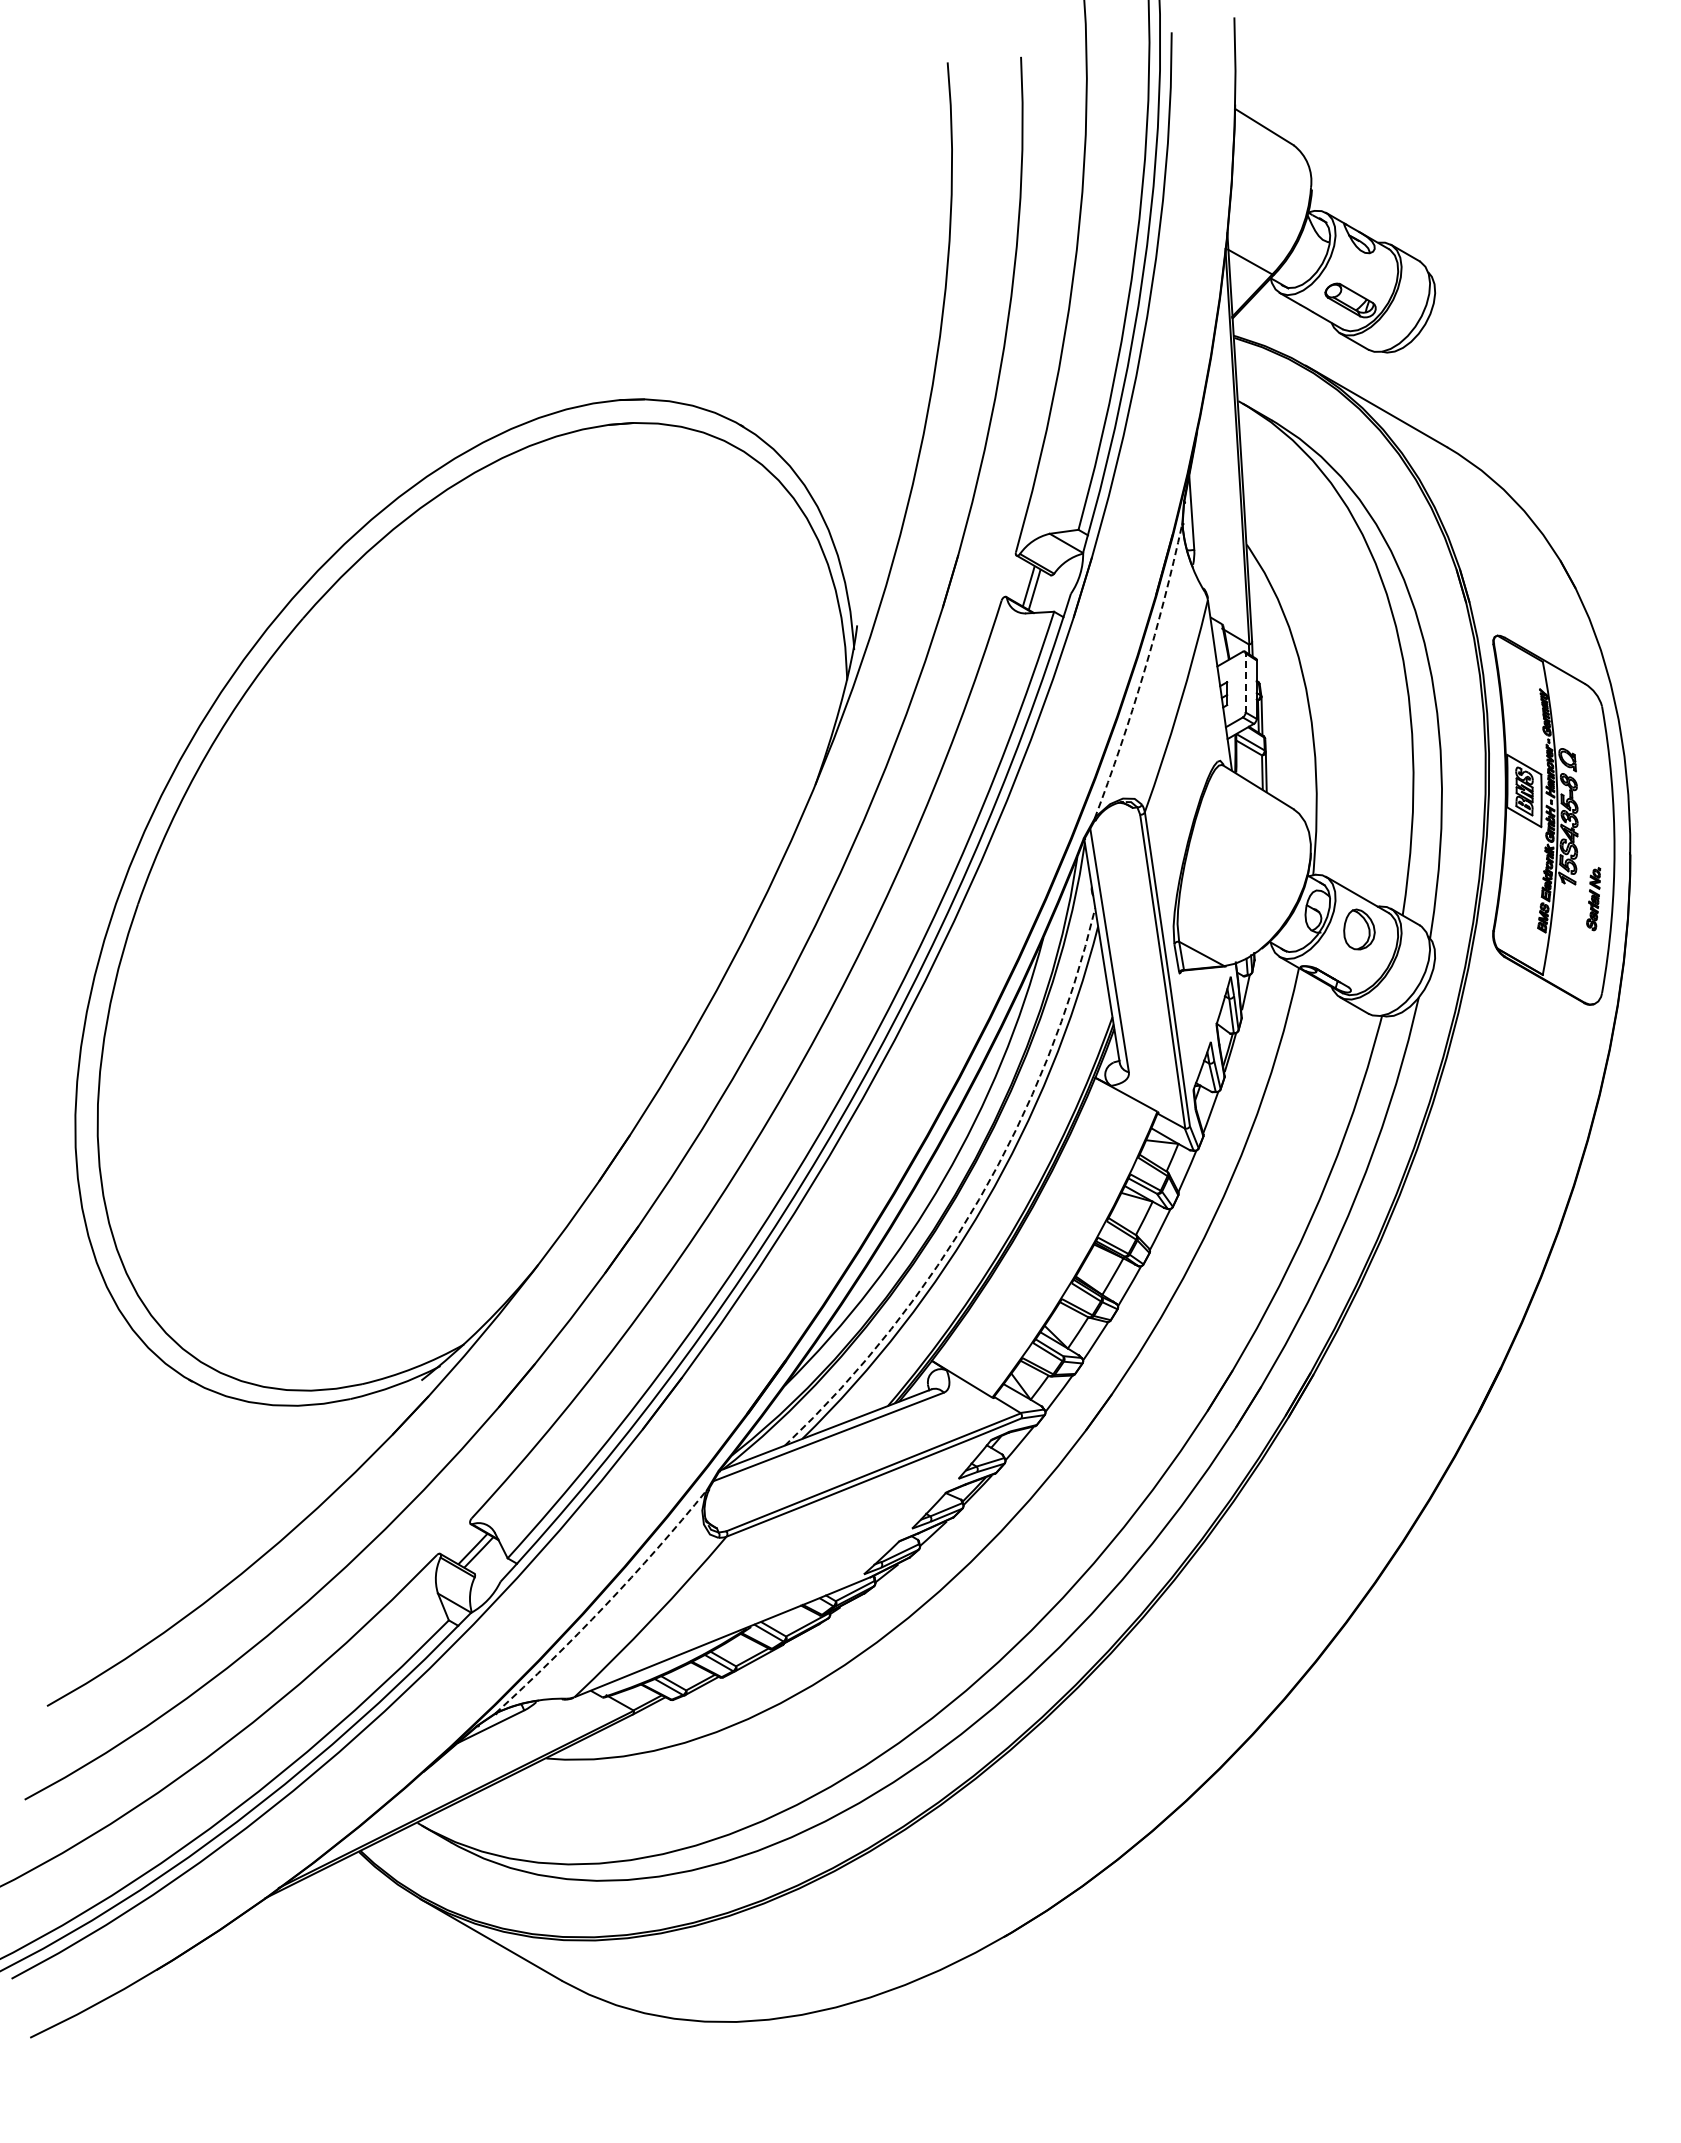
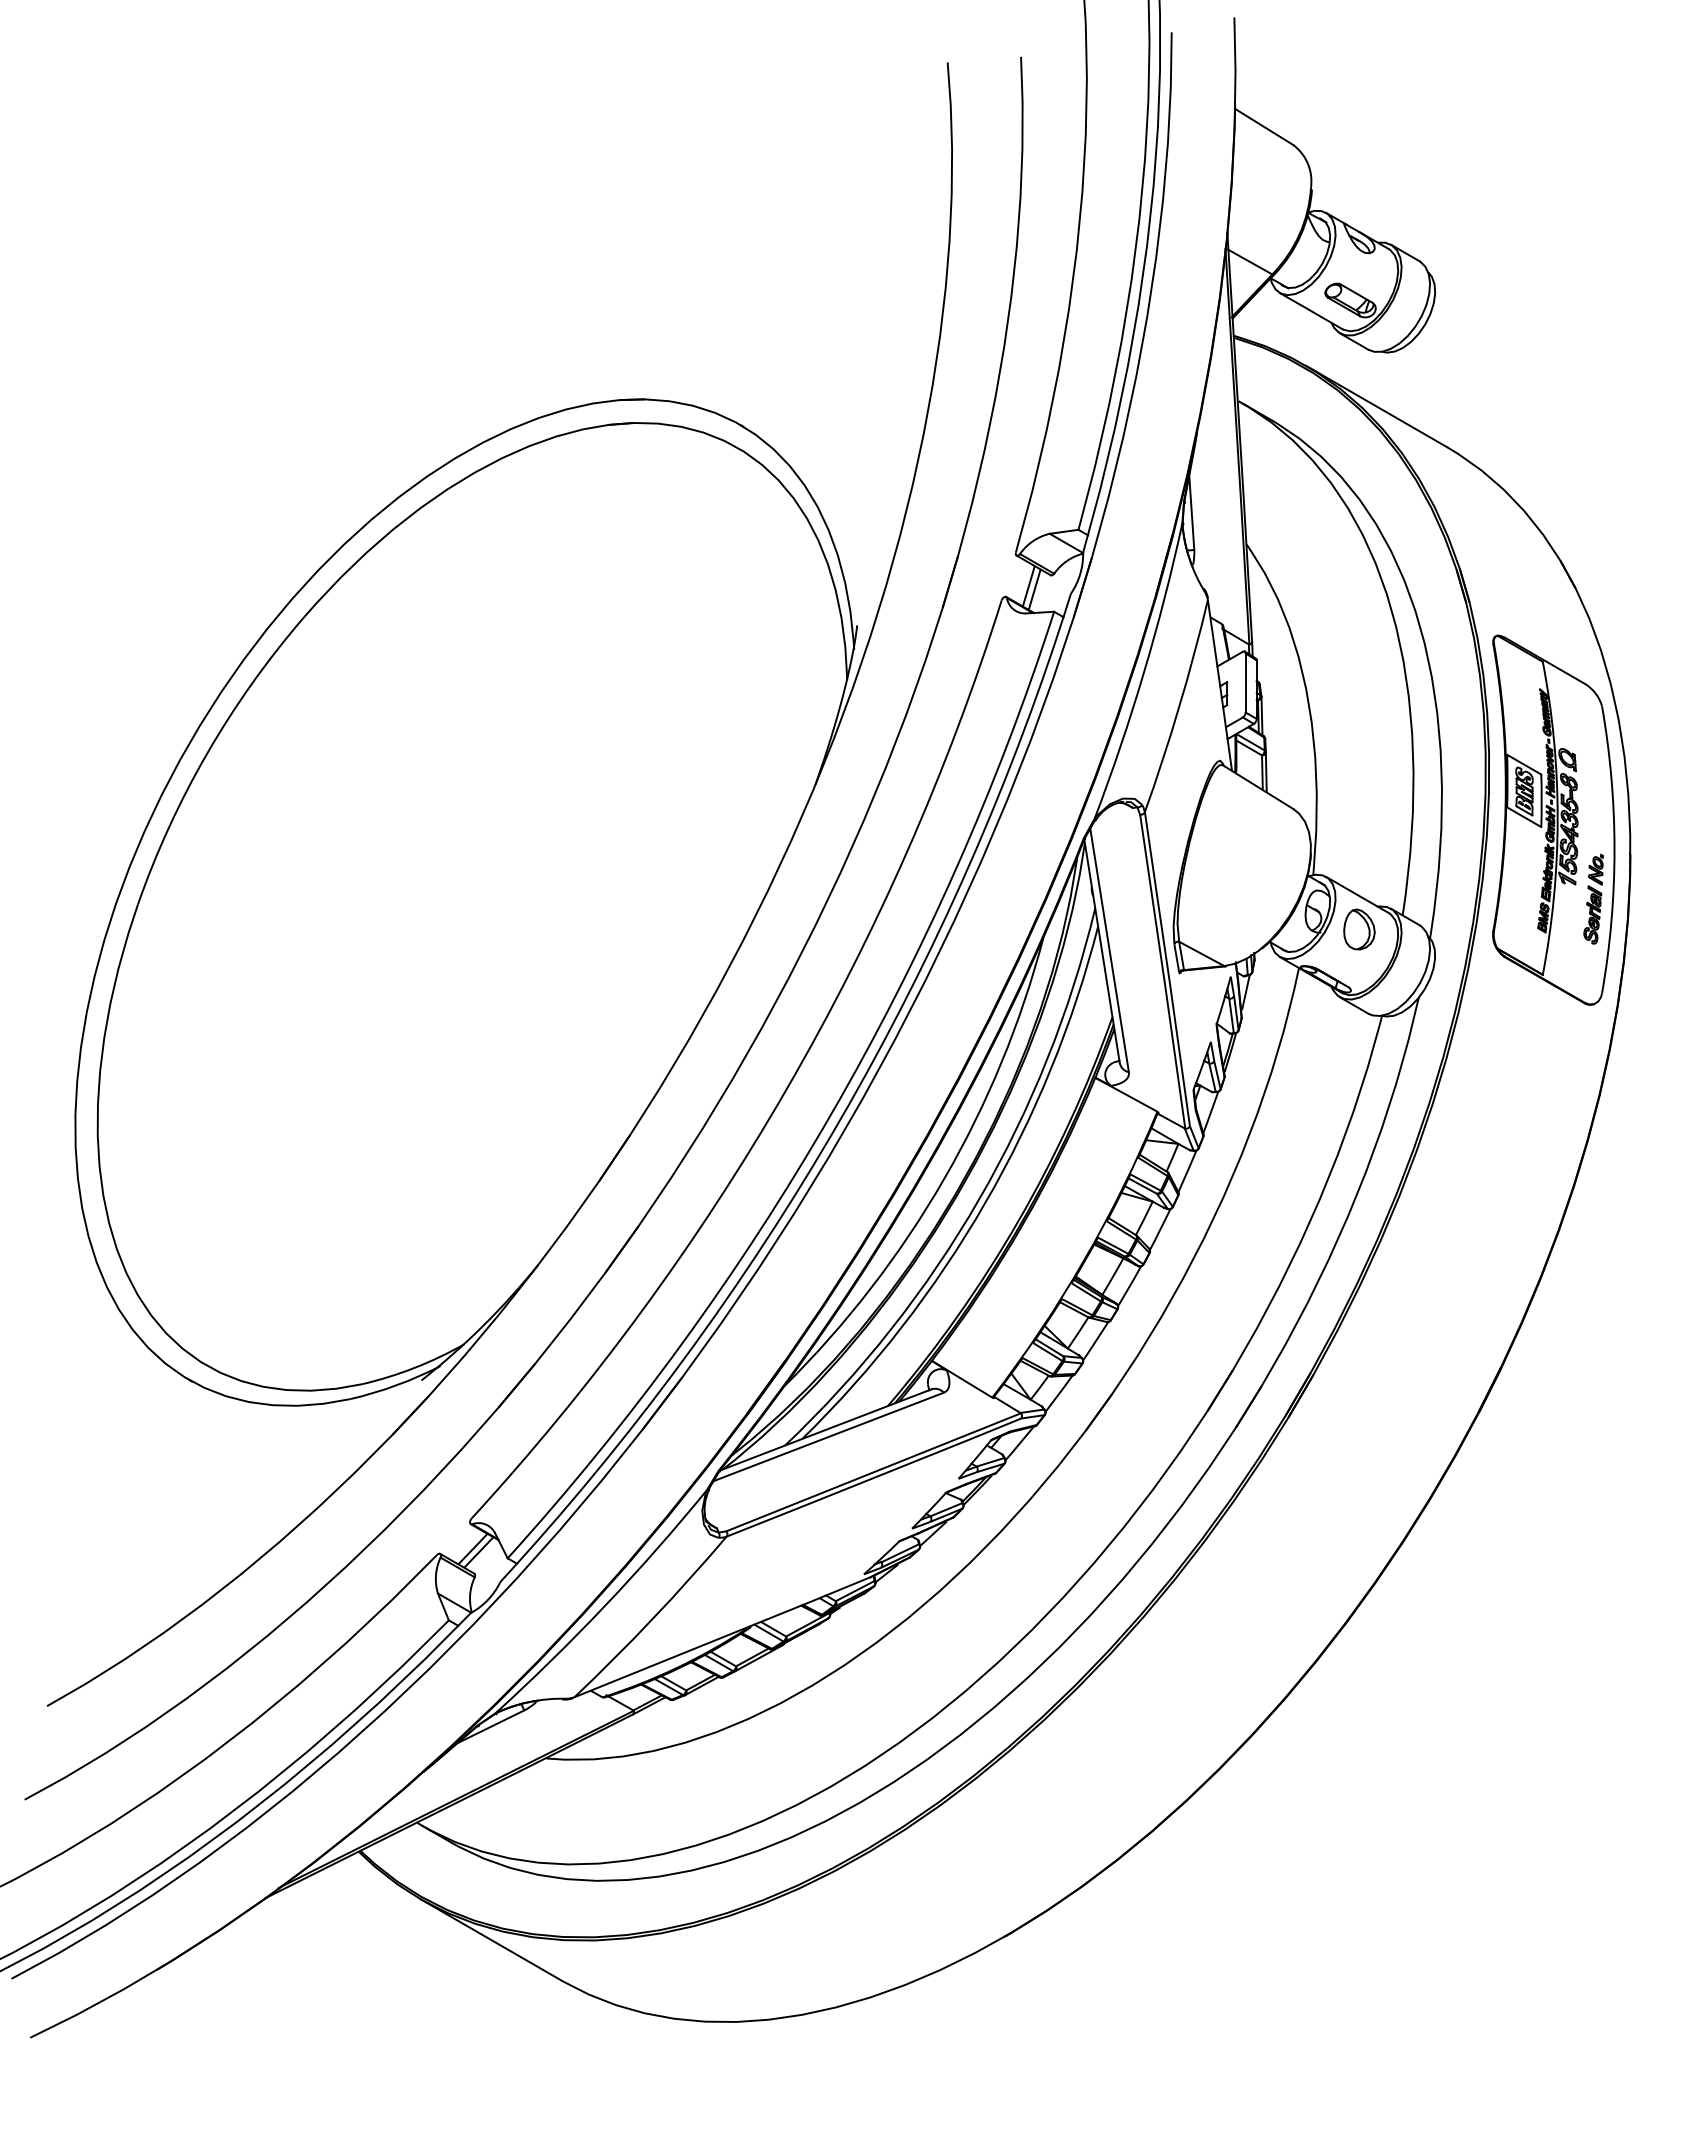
arc: dashed -> solid (1143, 672)
line: dashed -> solid (1245, 682)
part size: 16x65 px -> 21x92 px (1593, 898)
arc: dashed -> solid (979, 1199)
arc: dashed -> solid (605, 1605)
